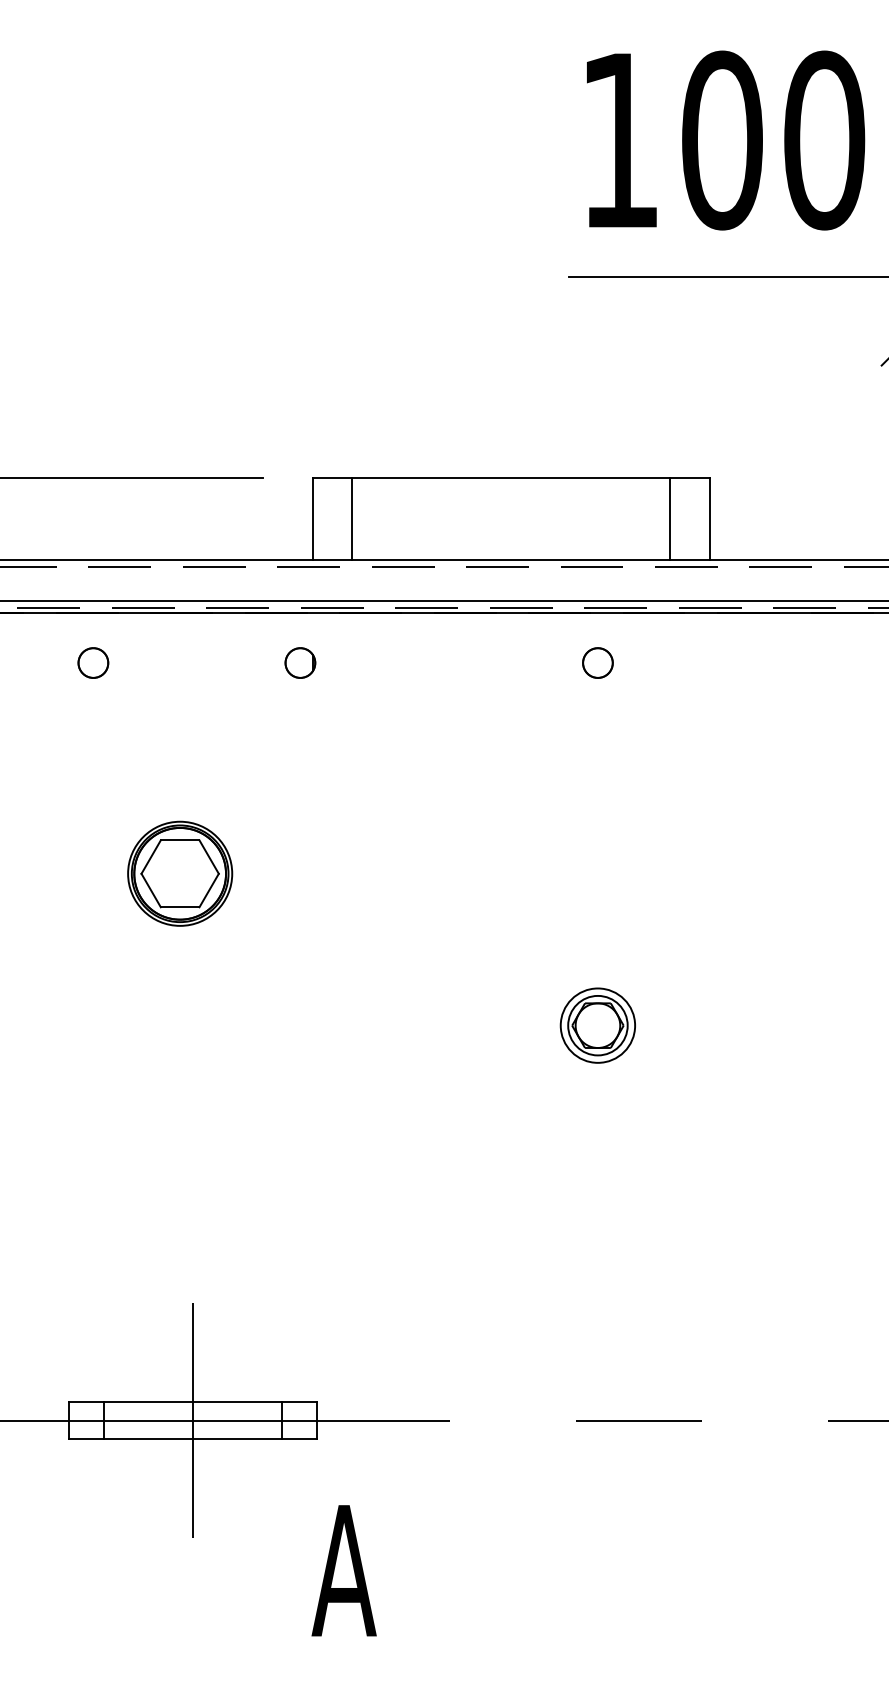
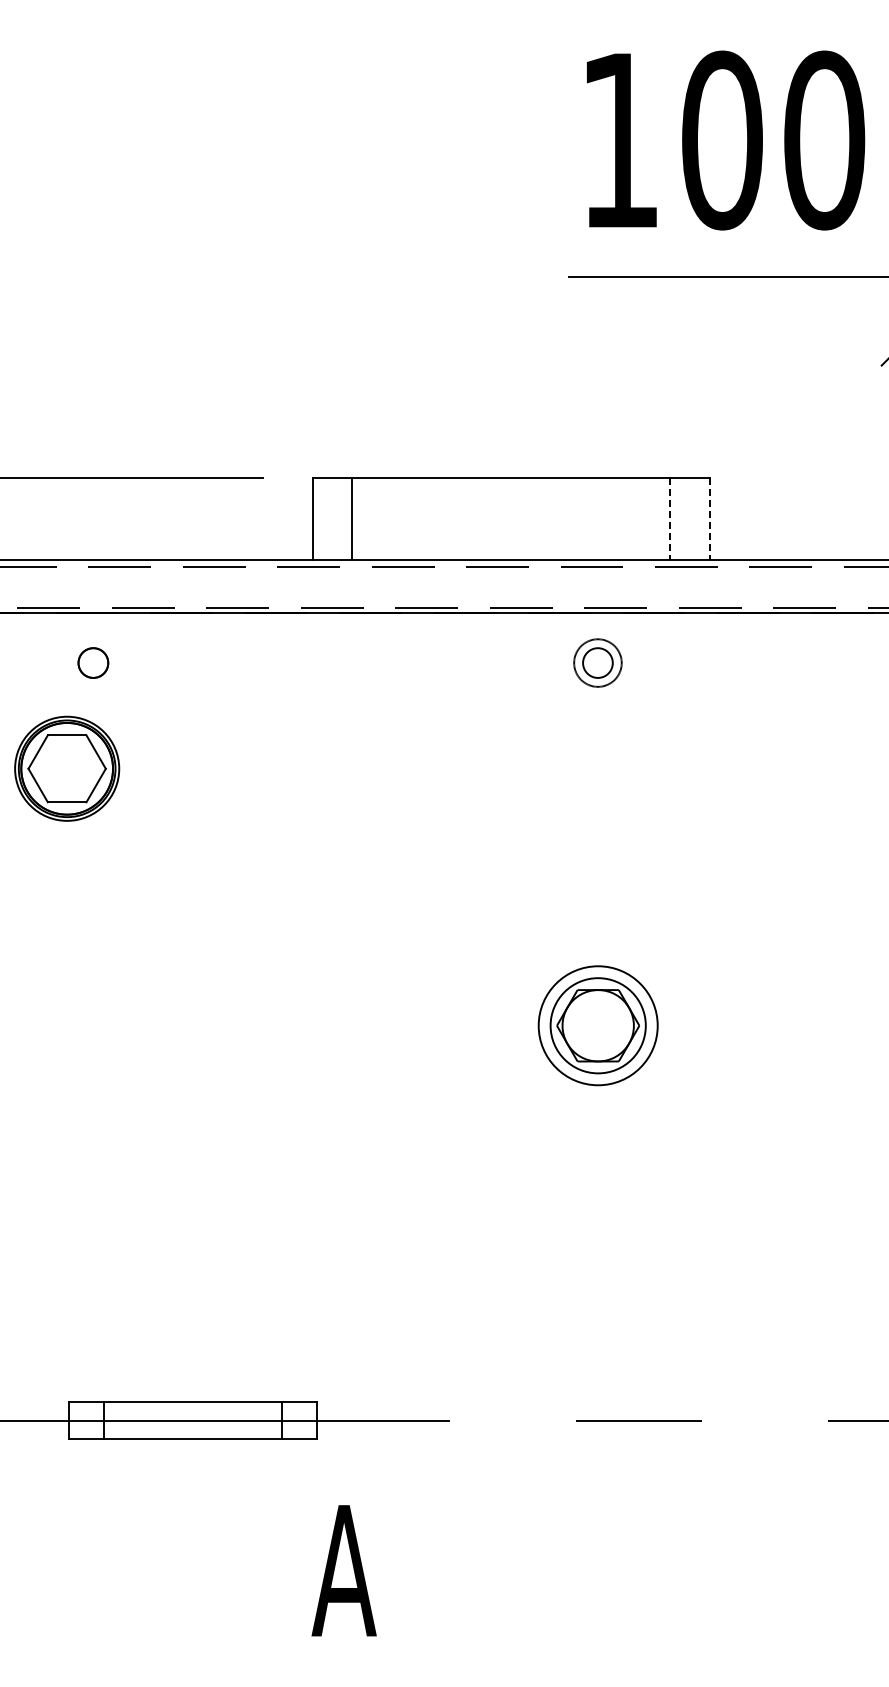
line: solid -> dashed (669, 518)
line: solid -> dashed (709, 518)
line: present -> none (443, 601)
part: present -> none (300, 662)
circle diameter: 30 px -> 48 px (597, 662)
part position: (180, 873) -> (67, 768) (67, 768)
part size: 77x77 px -> 122x122 px (597, 1025)
line: present -> none (192, 1420)
